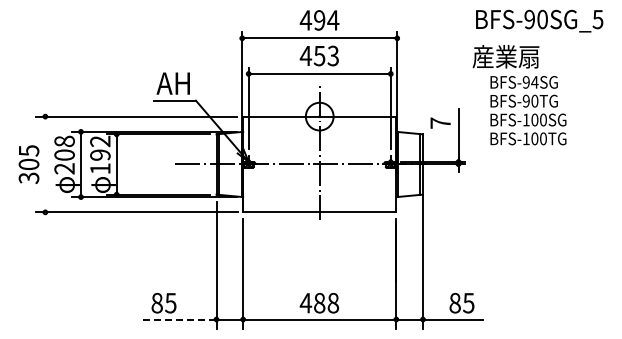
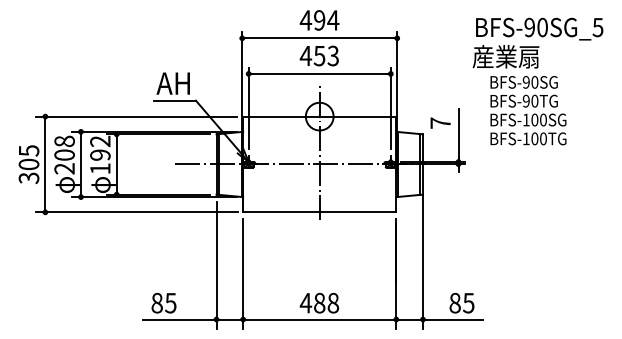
text position: (539, 20) -> (539, 28) (539, 28)
text: BFS-94SG -> BFS-90SG (534, 82)
line: none -> present (45, 164)
line: dashed -> solid (179, 319)
